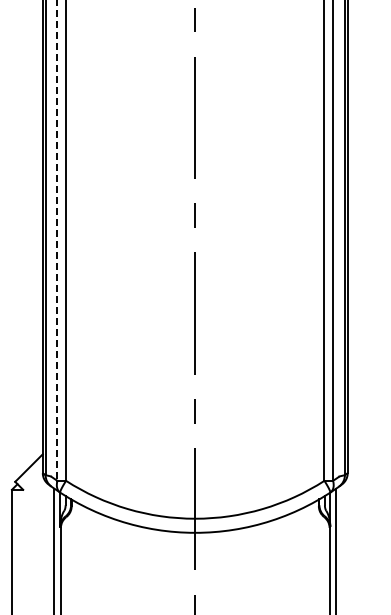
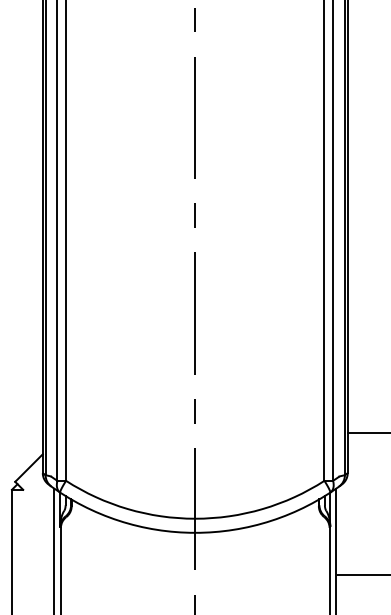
line: dashed -> solid (57, 240)
line: none -> present (367, 433)
line: none -> present (361, 575)
